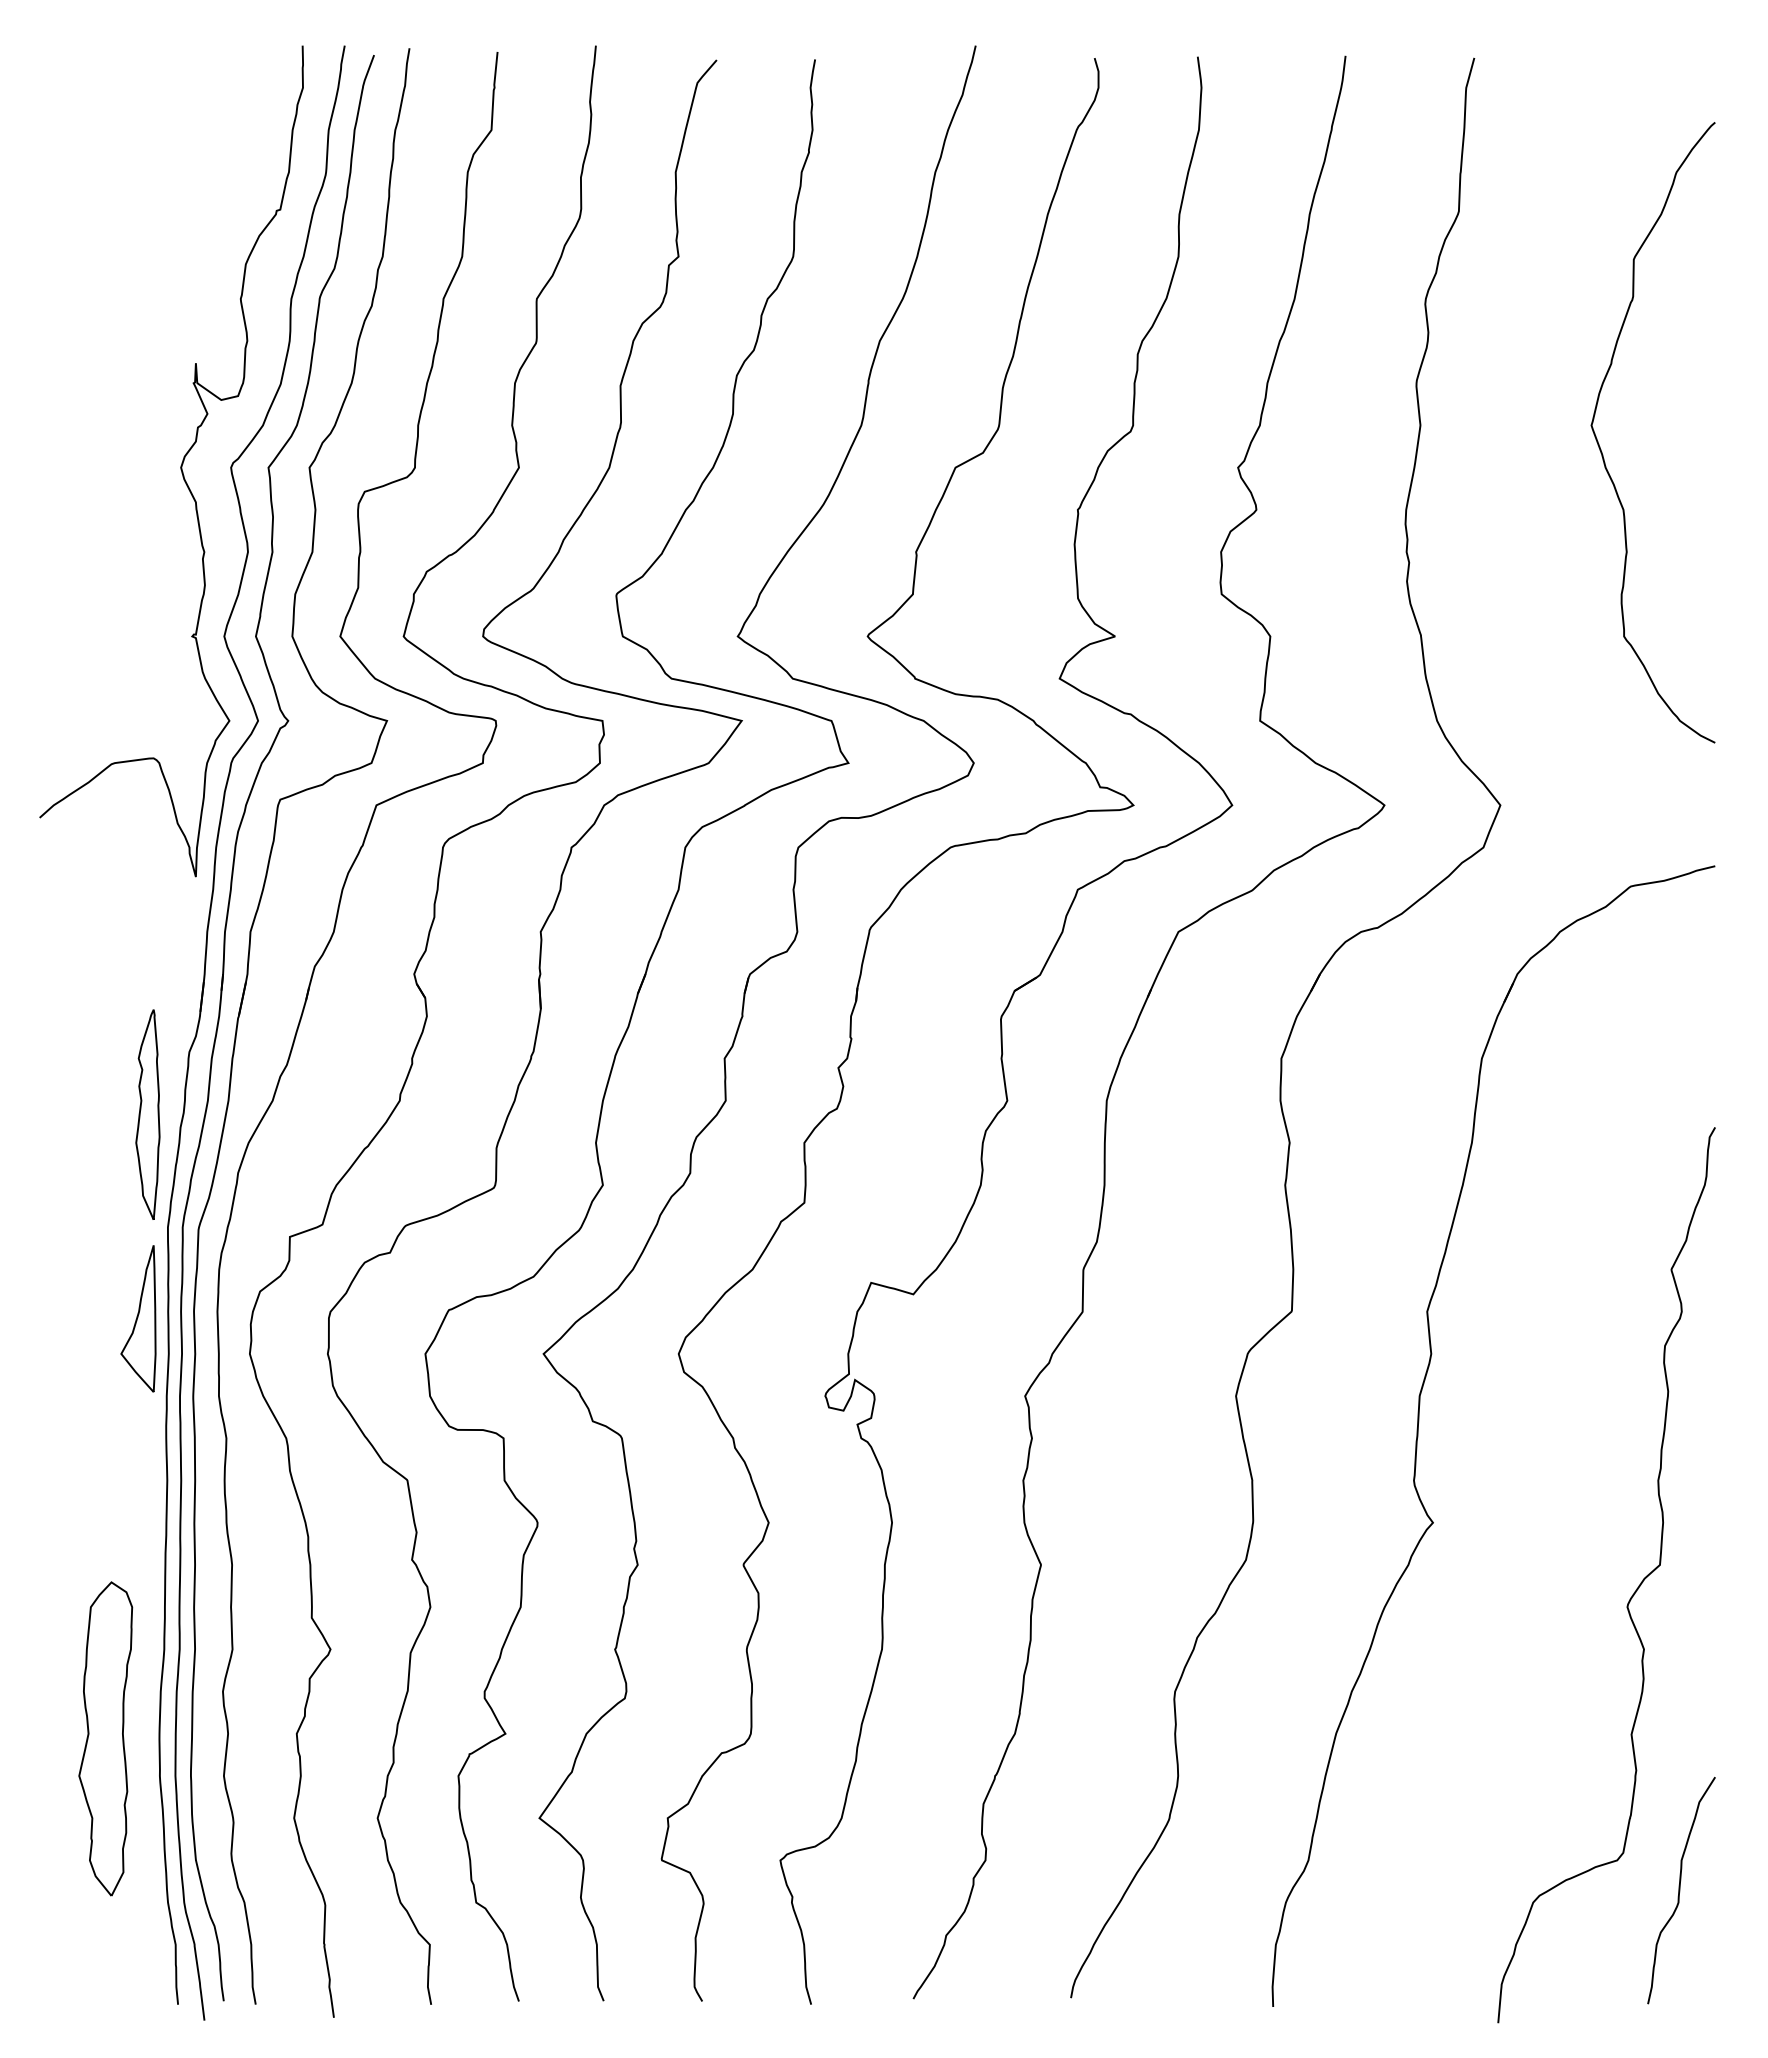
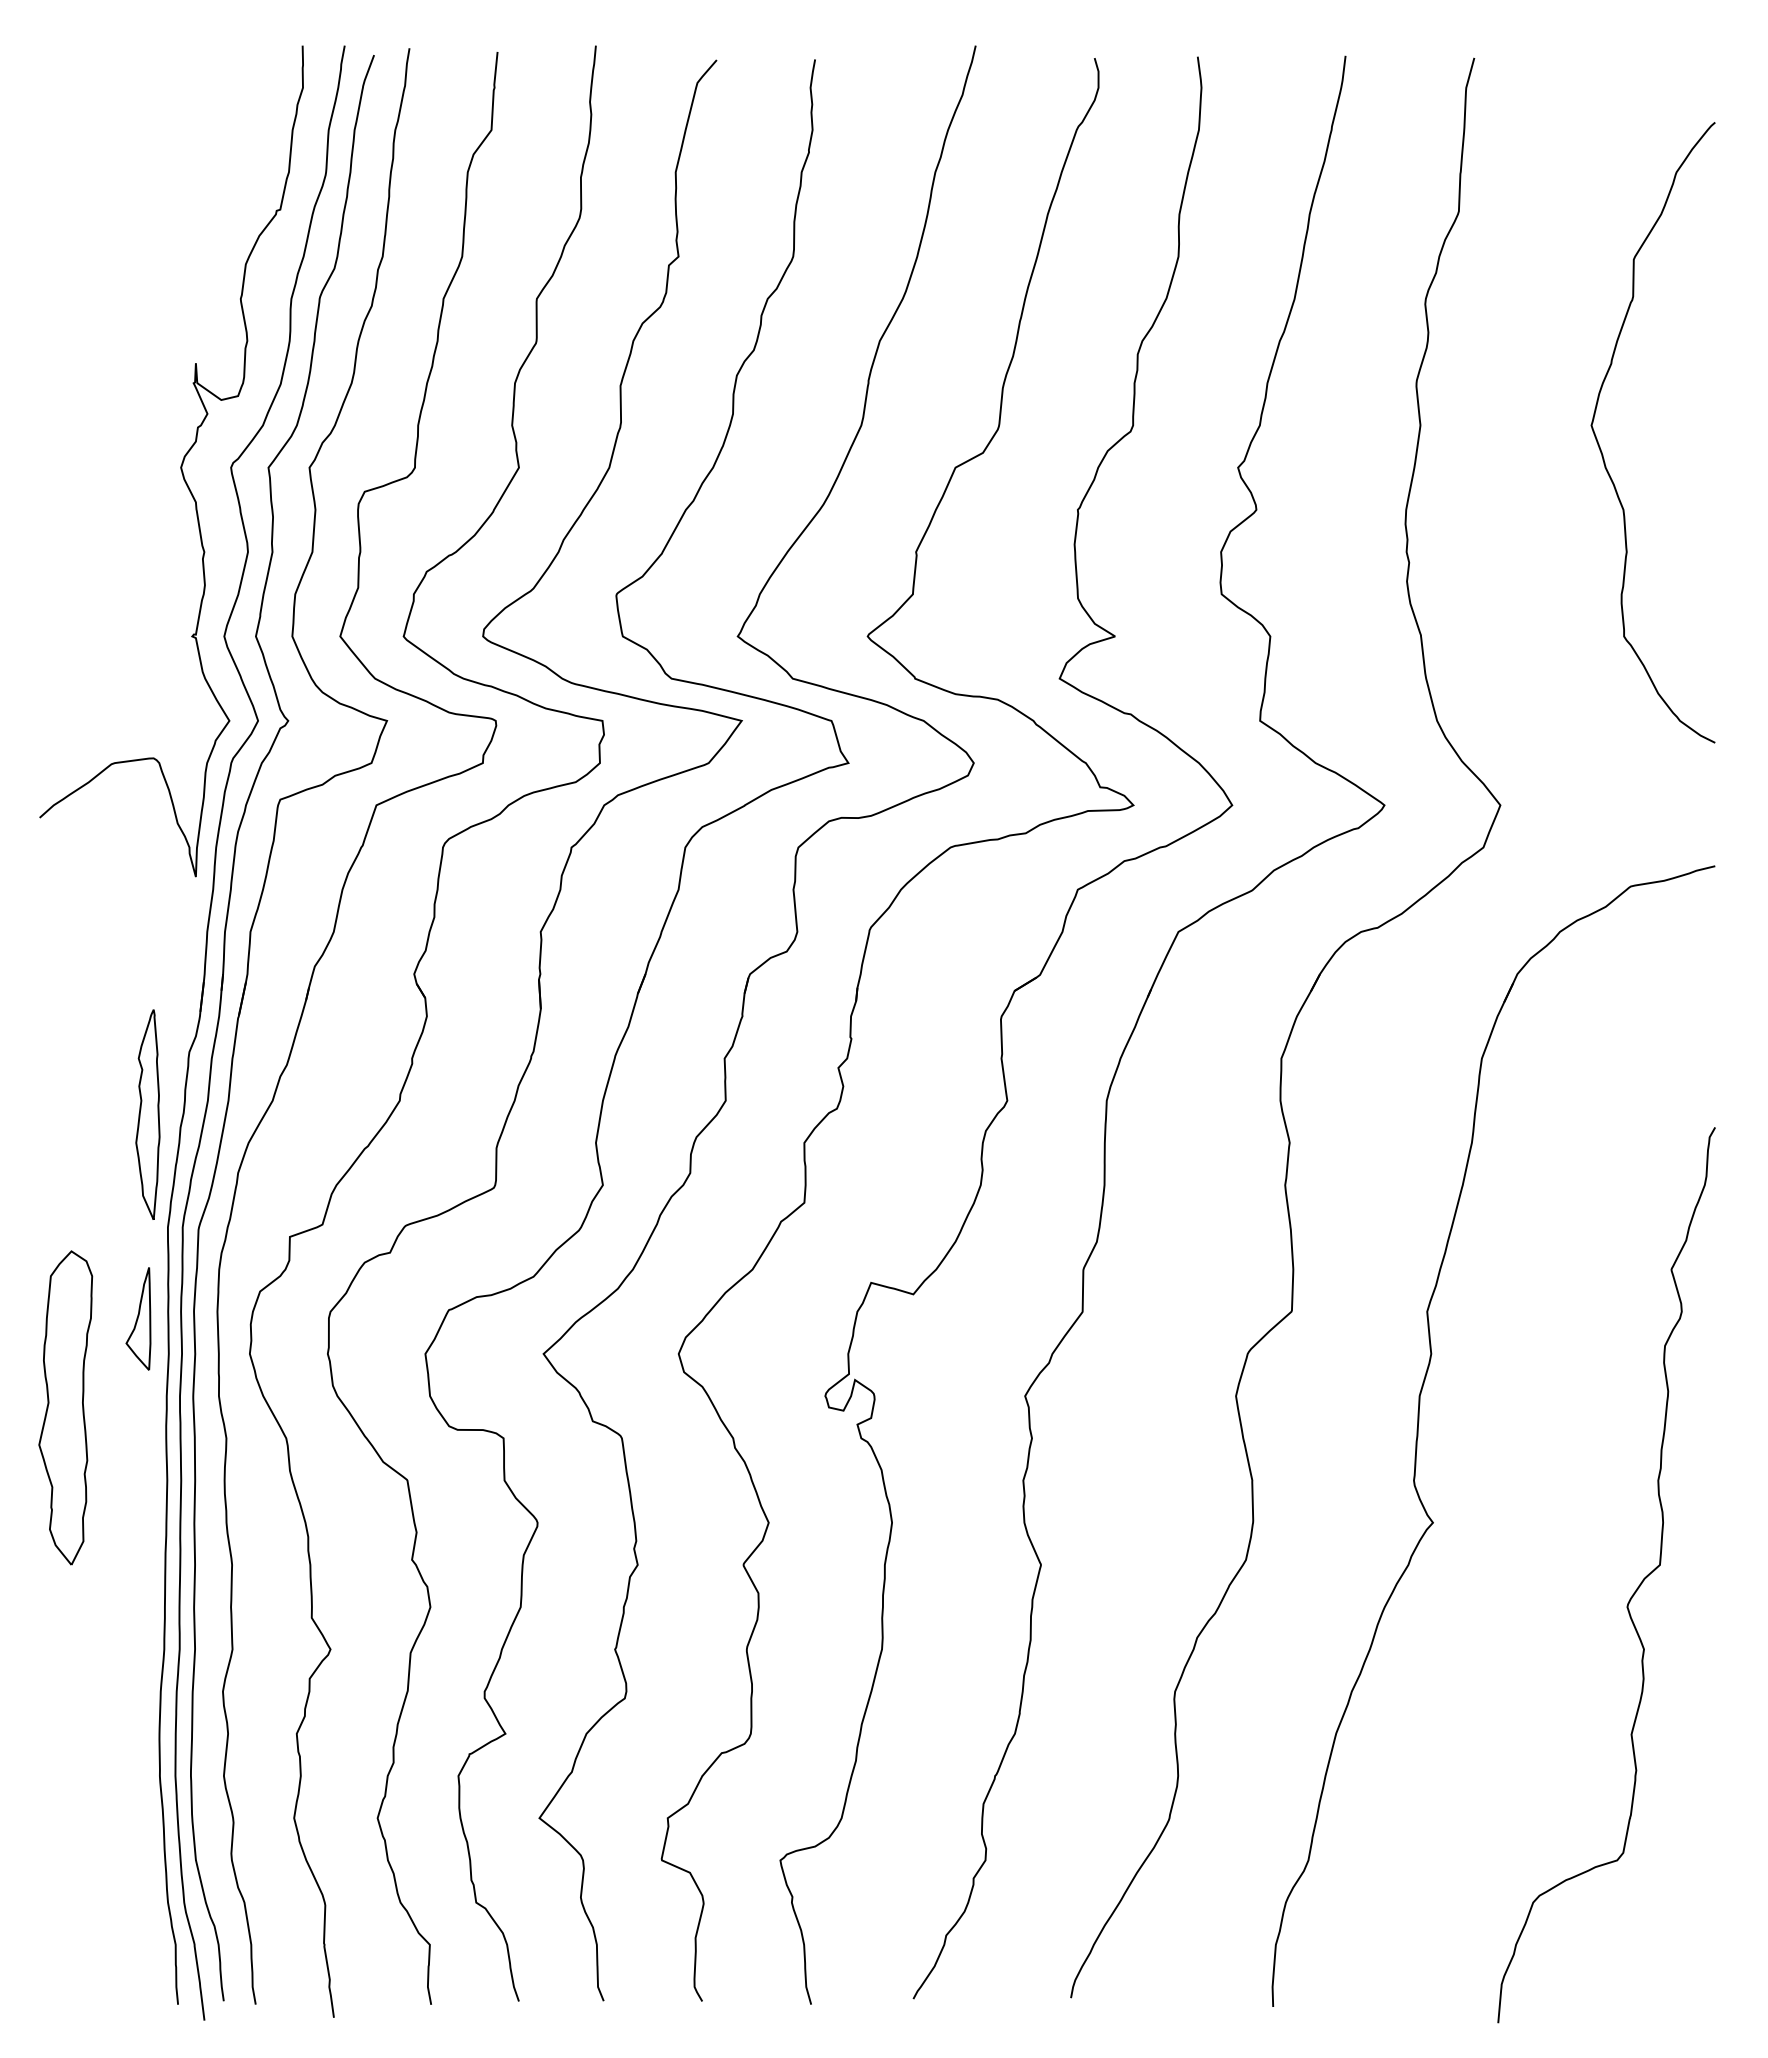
part size: 37x148 px -> 27x104 px (138, 1318)
part position: (105, 1738) -> (65, 1407) (65, 1407)
curve: present -> none (1680, 1890)
